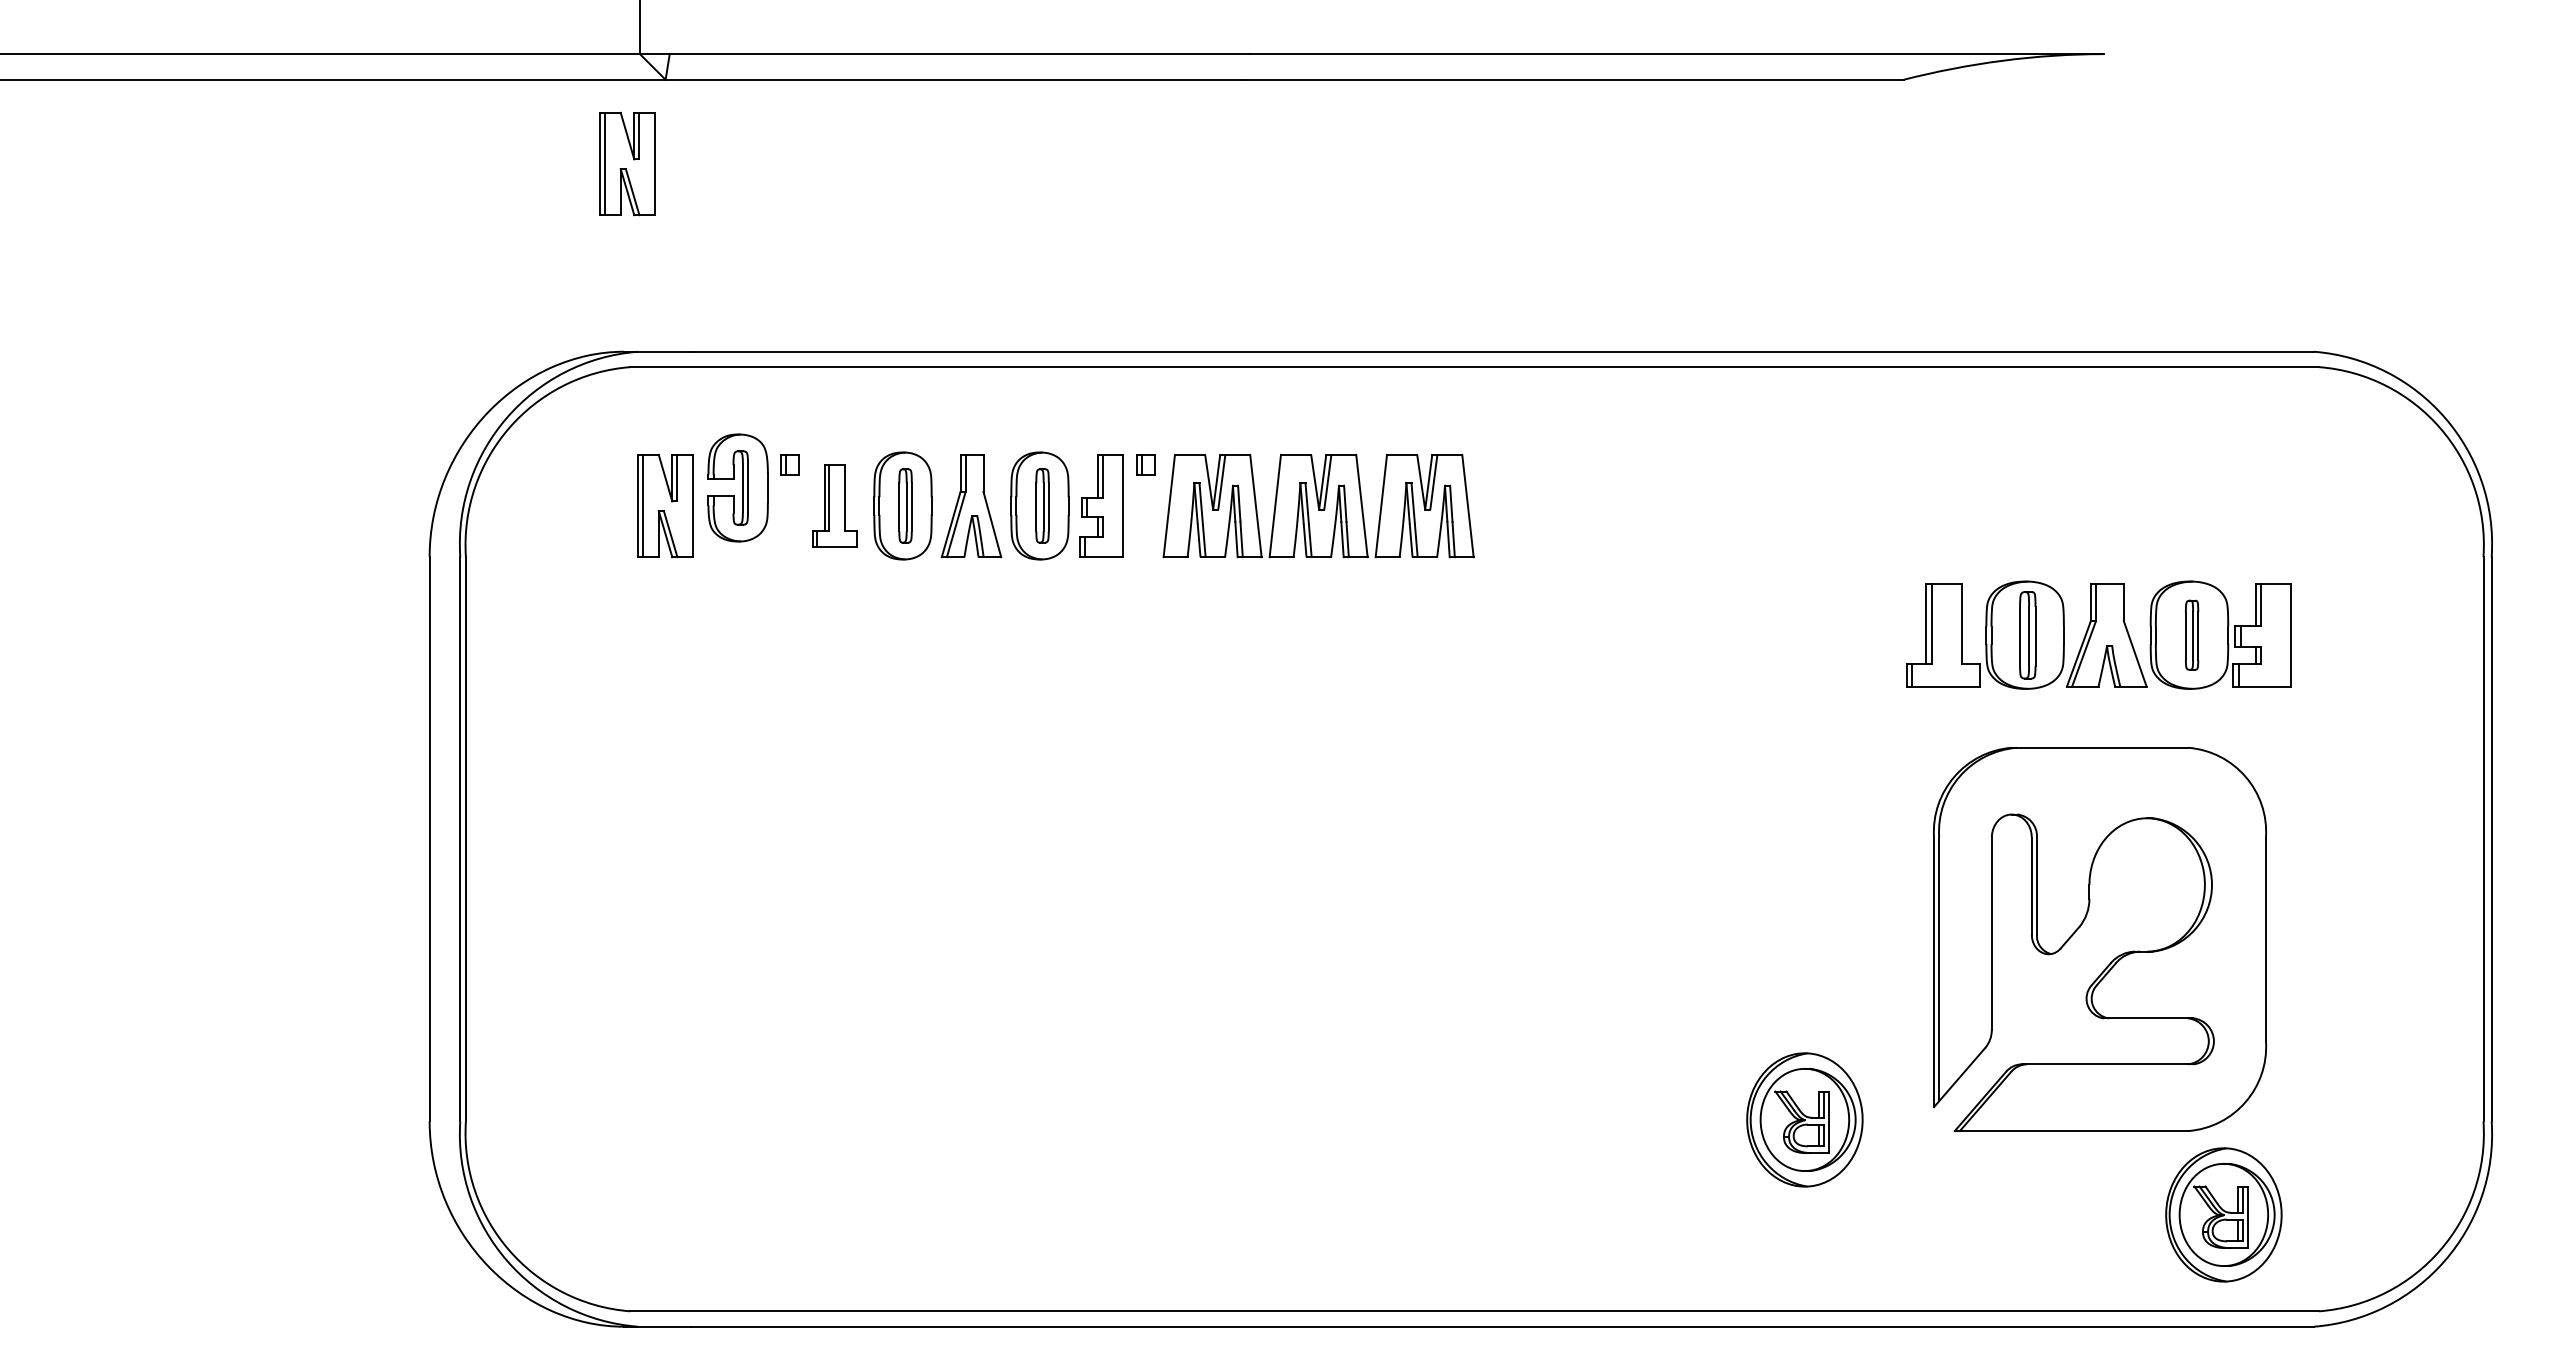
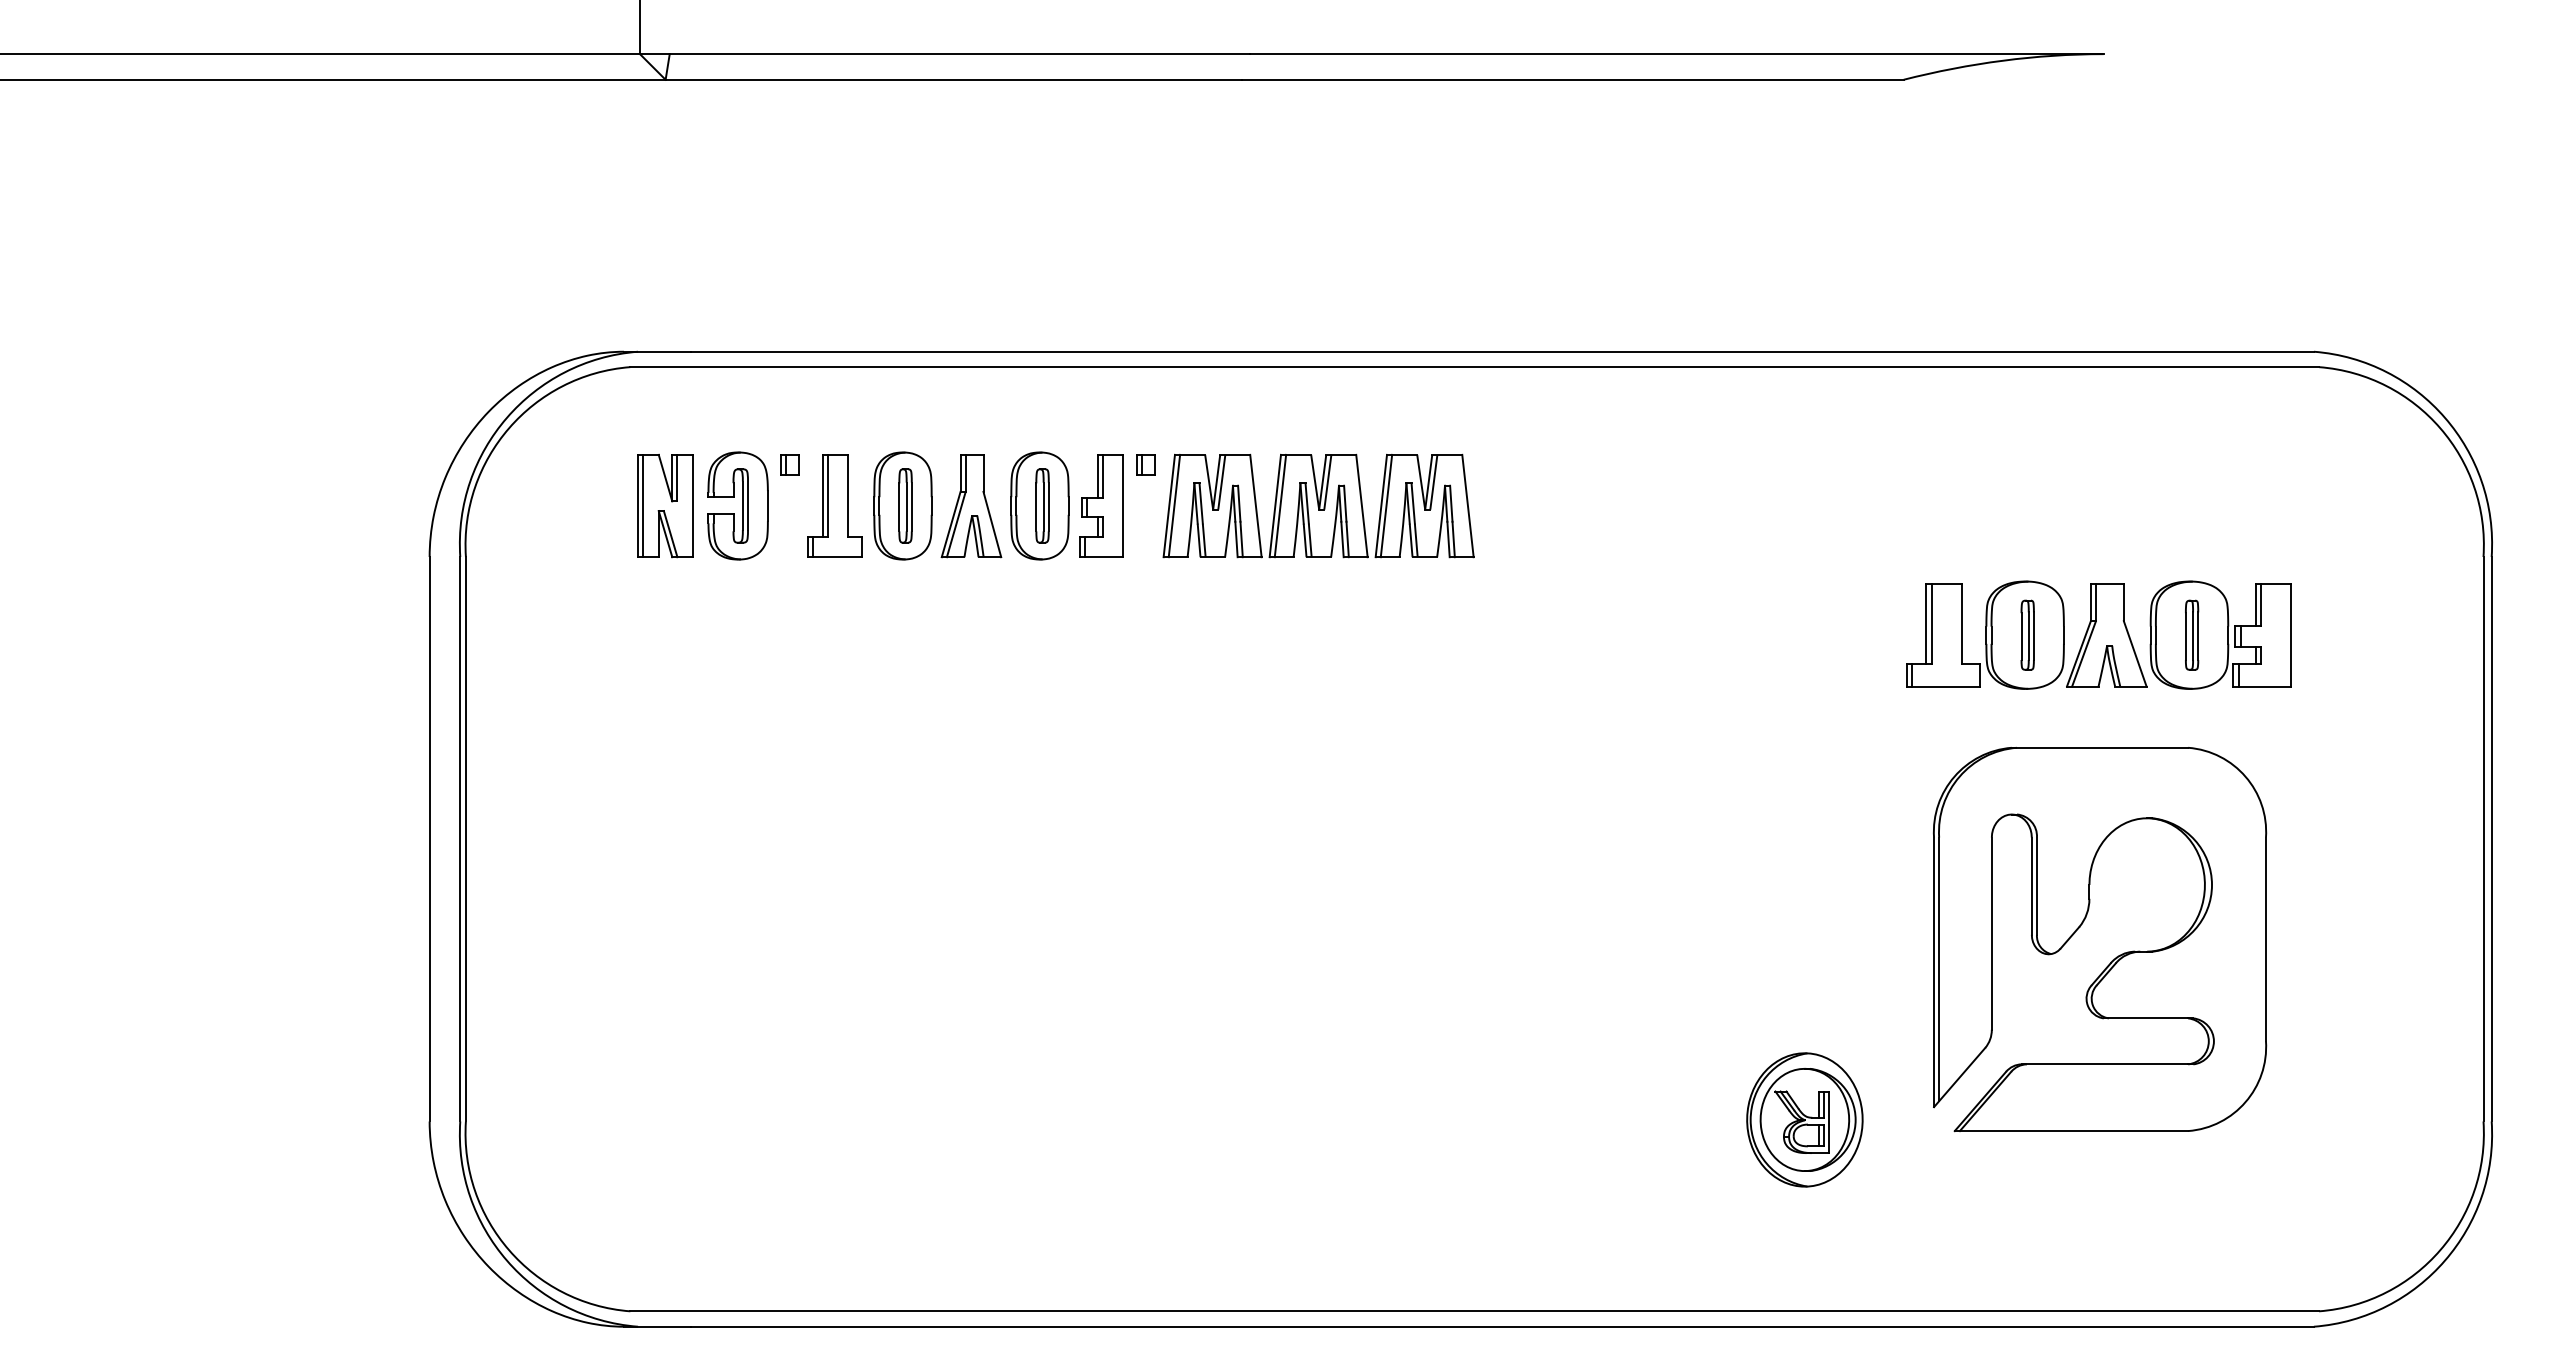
part: present -> none (627, 163)
part position: (737, 487) -> (737, 505) (737, 505)
part size: 46x84 px -> 56x104 px (834, 505)
line: none -> present (1174, 505)
line: none -> present (1280, 505)
line: none -> present (1386, 505)
part size: 18x89 px -> 15x72 px (2027, 634)
part: present -> none (2223, 1214)
